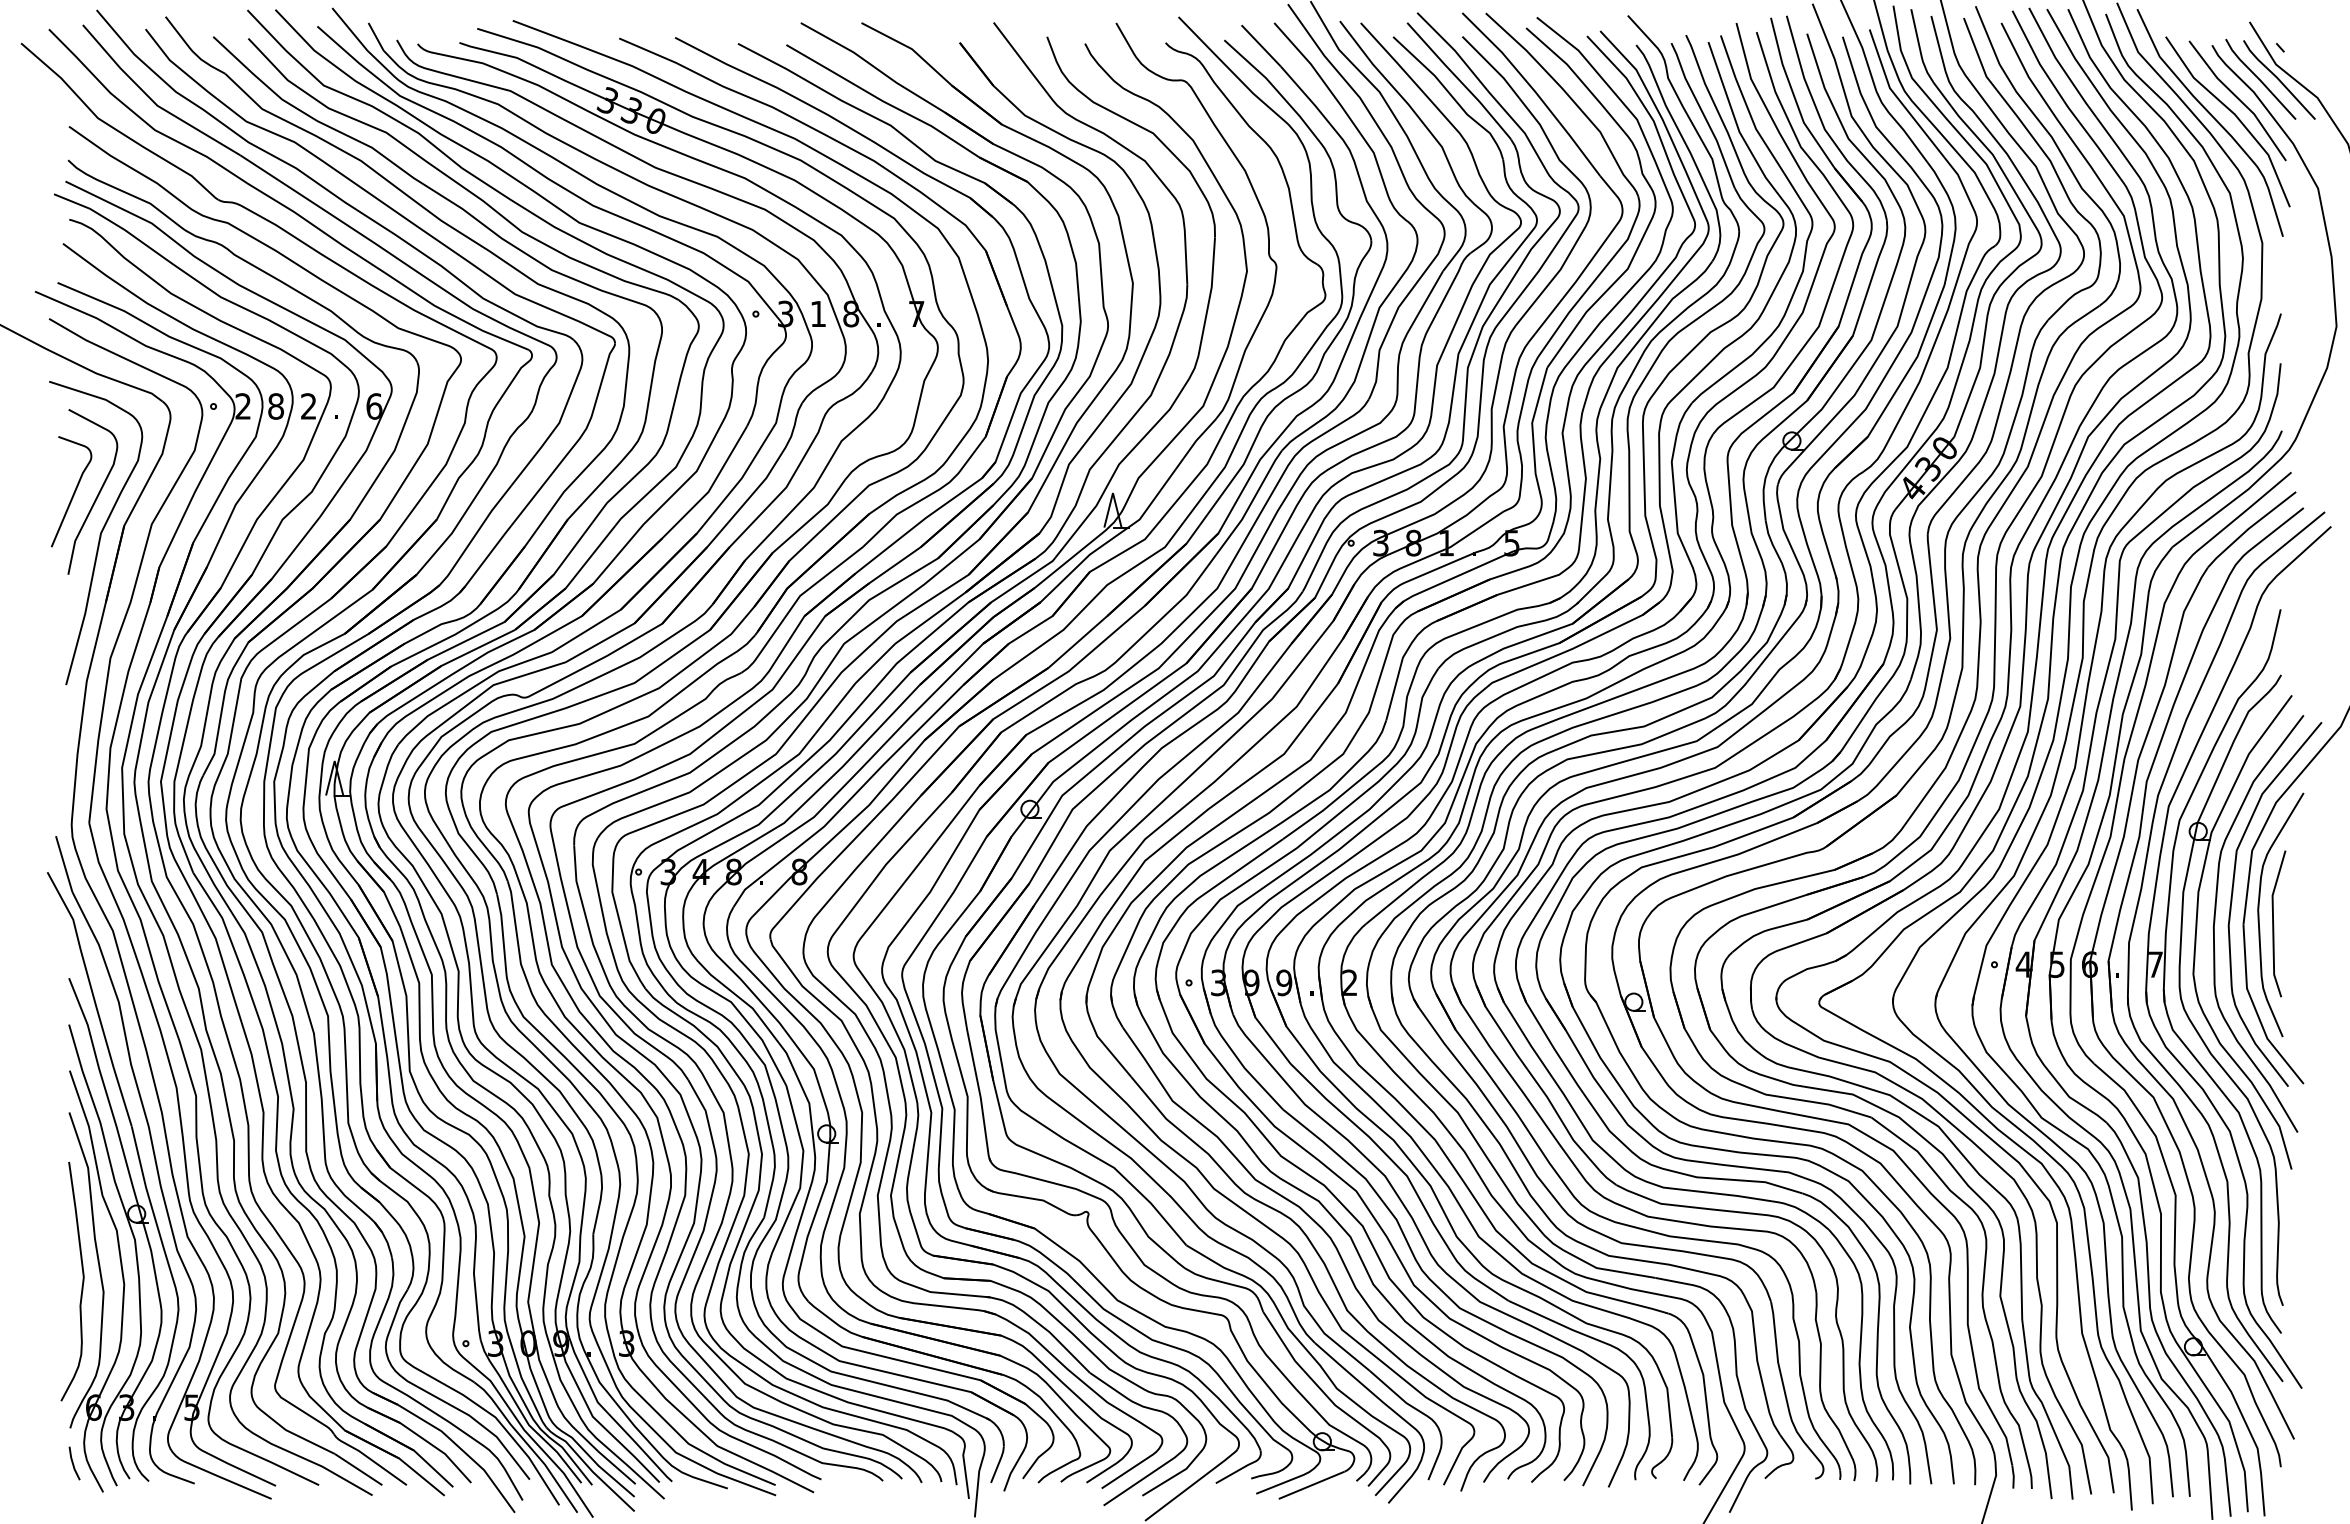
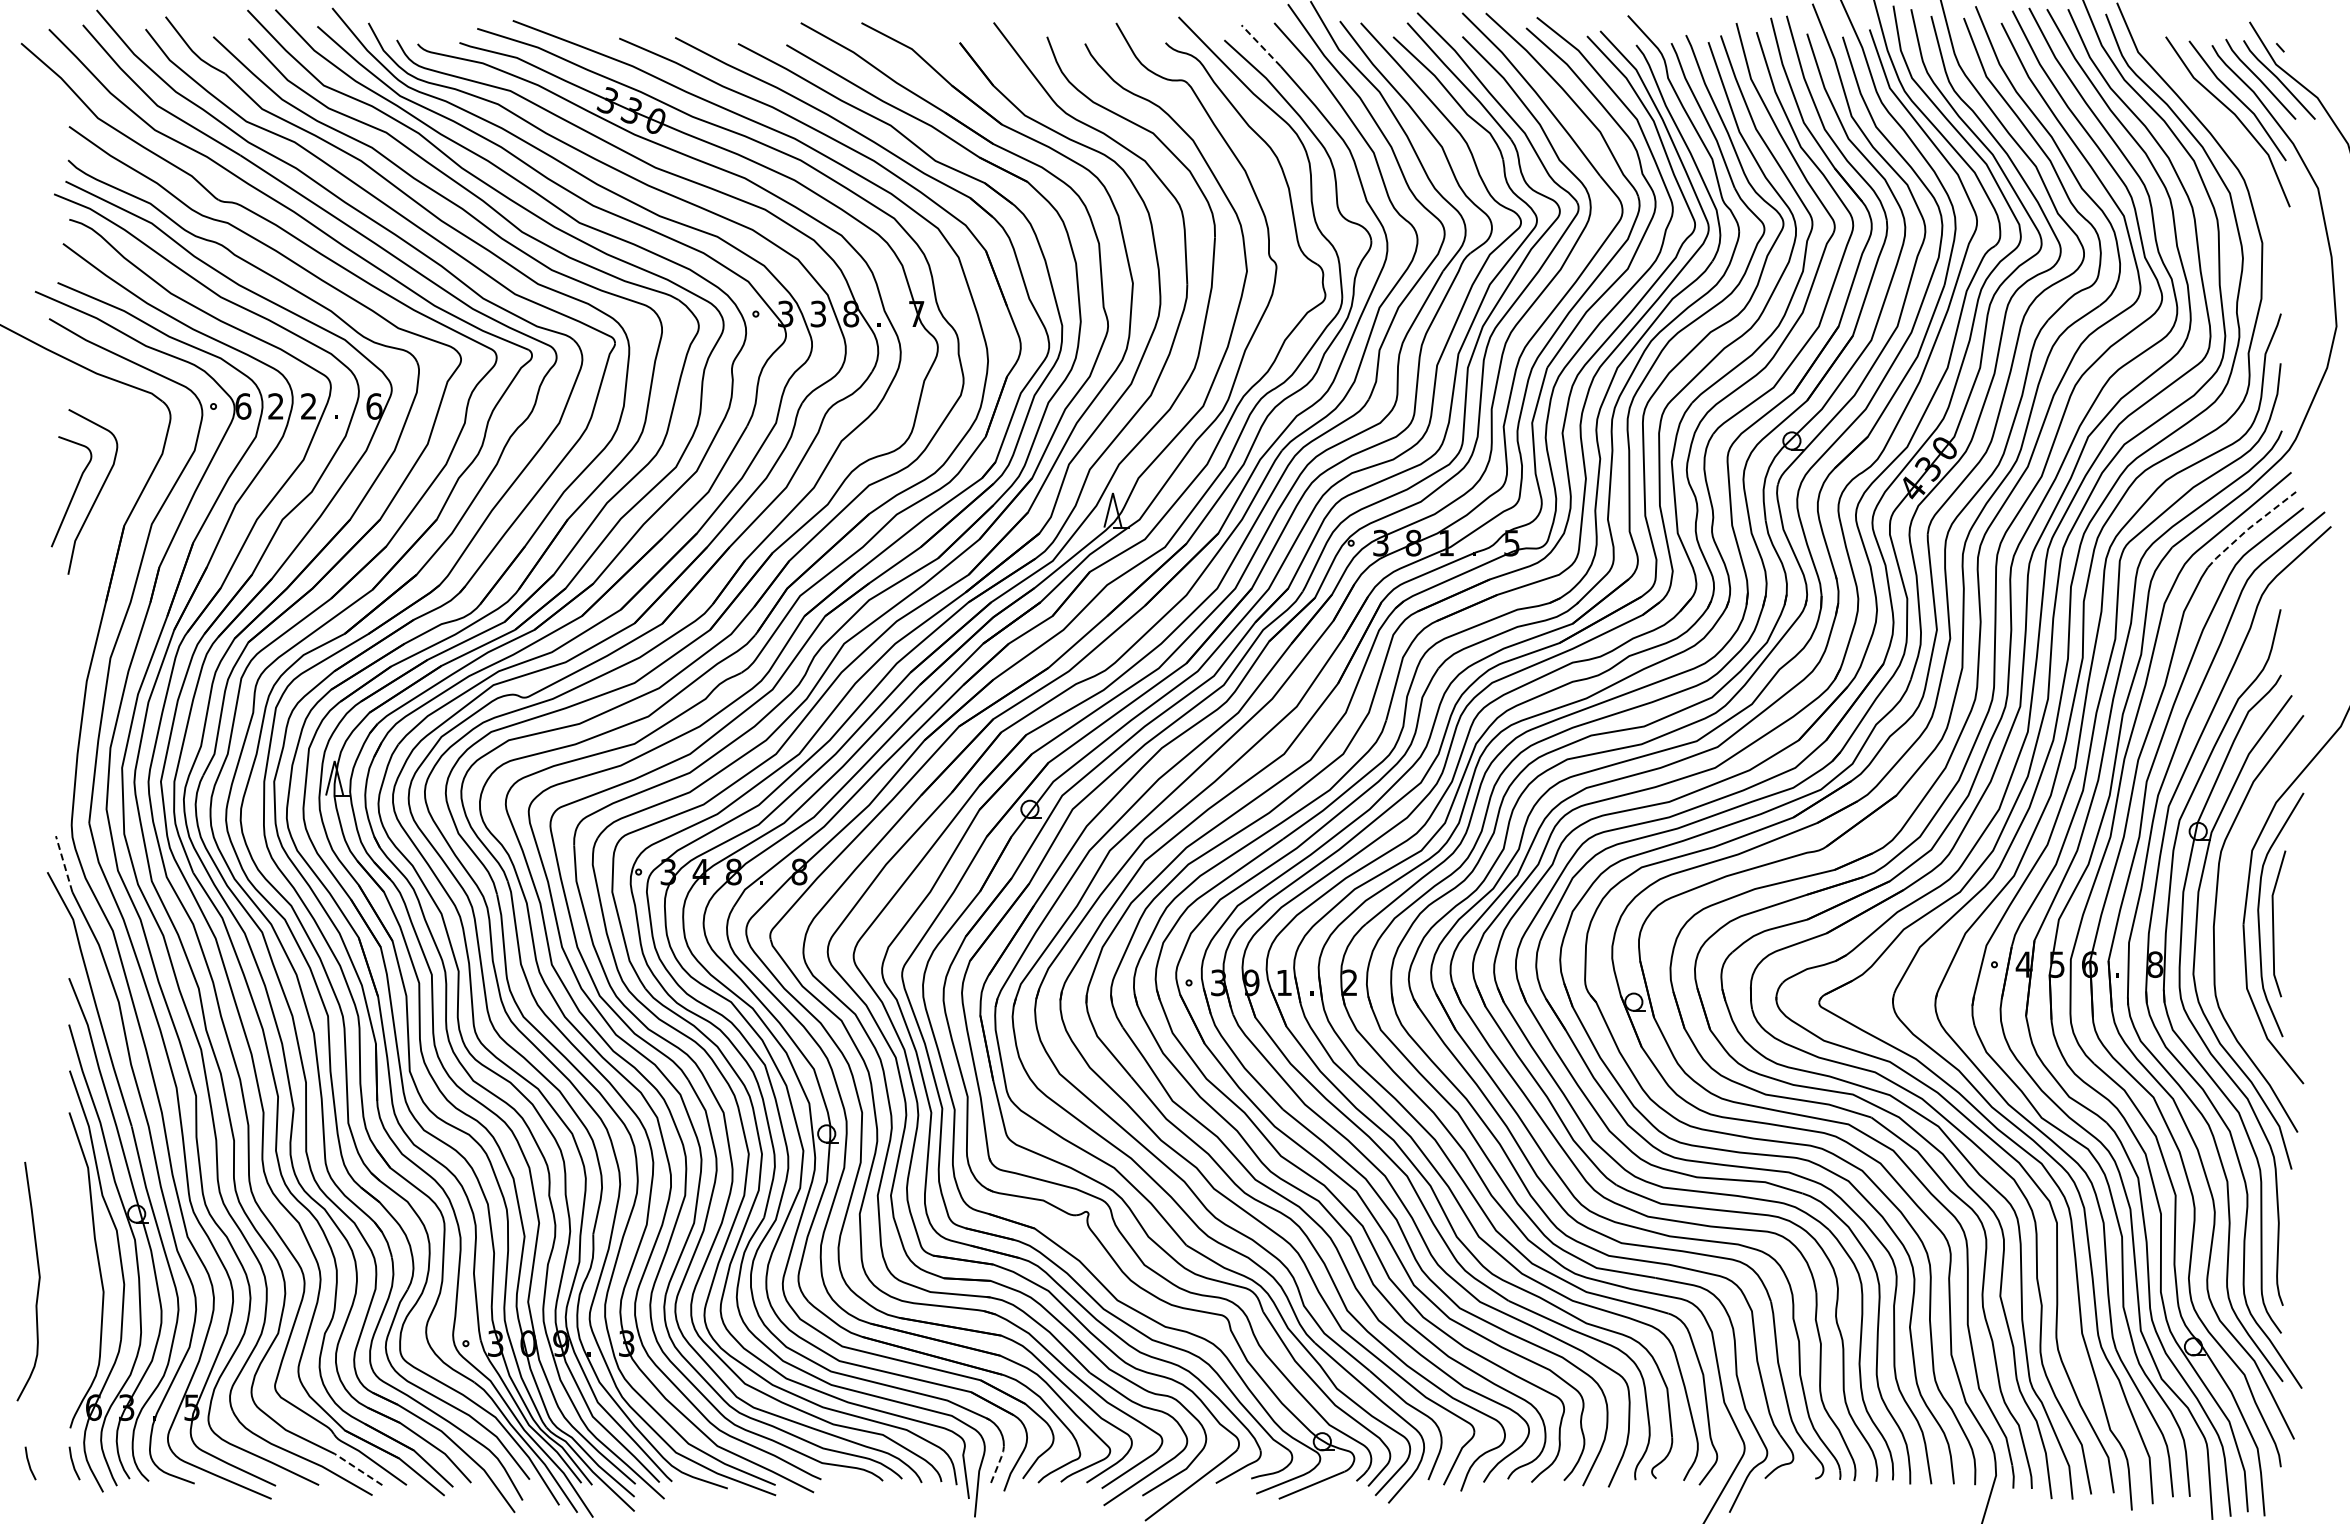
line: solid -> dashed (1260, 45)
curve: present -> none (2213, 118)
text: 1 -> 3 (817, 313)
text: 2 -> 6 (243, 406)
text: 8 -> 2 (276, 406)
line: solid -> dashed (2249, 528)
curve: present -> none (99, 534)
line: solid -> dashed (64, 863)
curve: present -> none (2232, 902)
text: 7 -> 8 (2155, 964)
text: 9 -> 1 (1284, 982)
curve position: (82, 1281) -> (38, 1281) (38, 1281)
line: solid -> dashed (999, 1462)
line: none -> present (29, 1463)
line: solid -> dashed (358, 1469)
